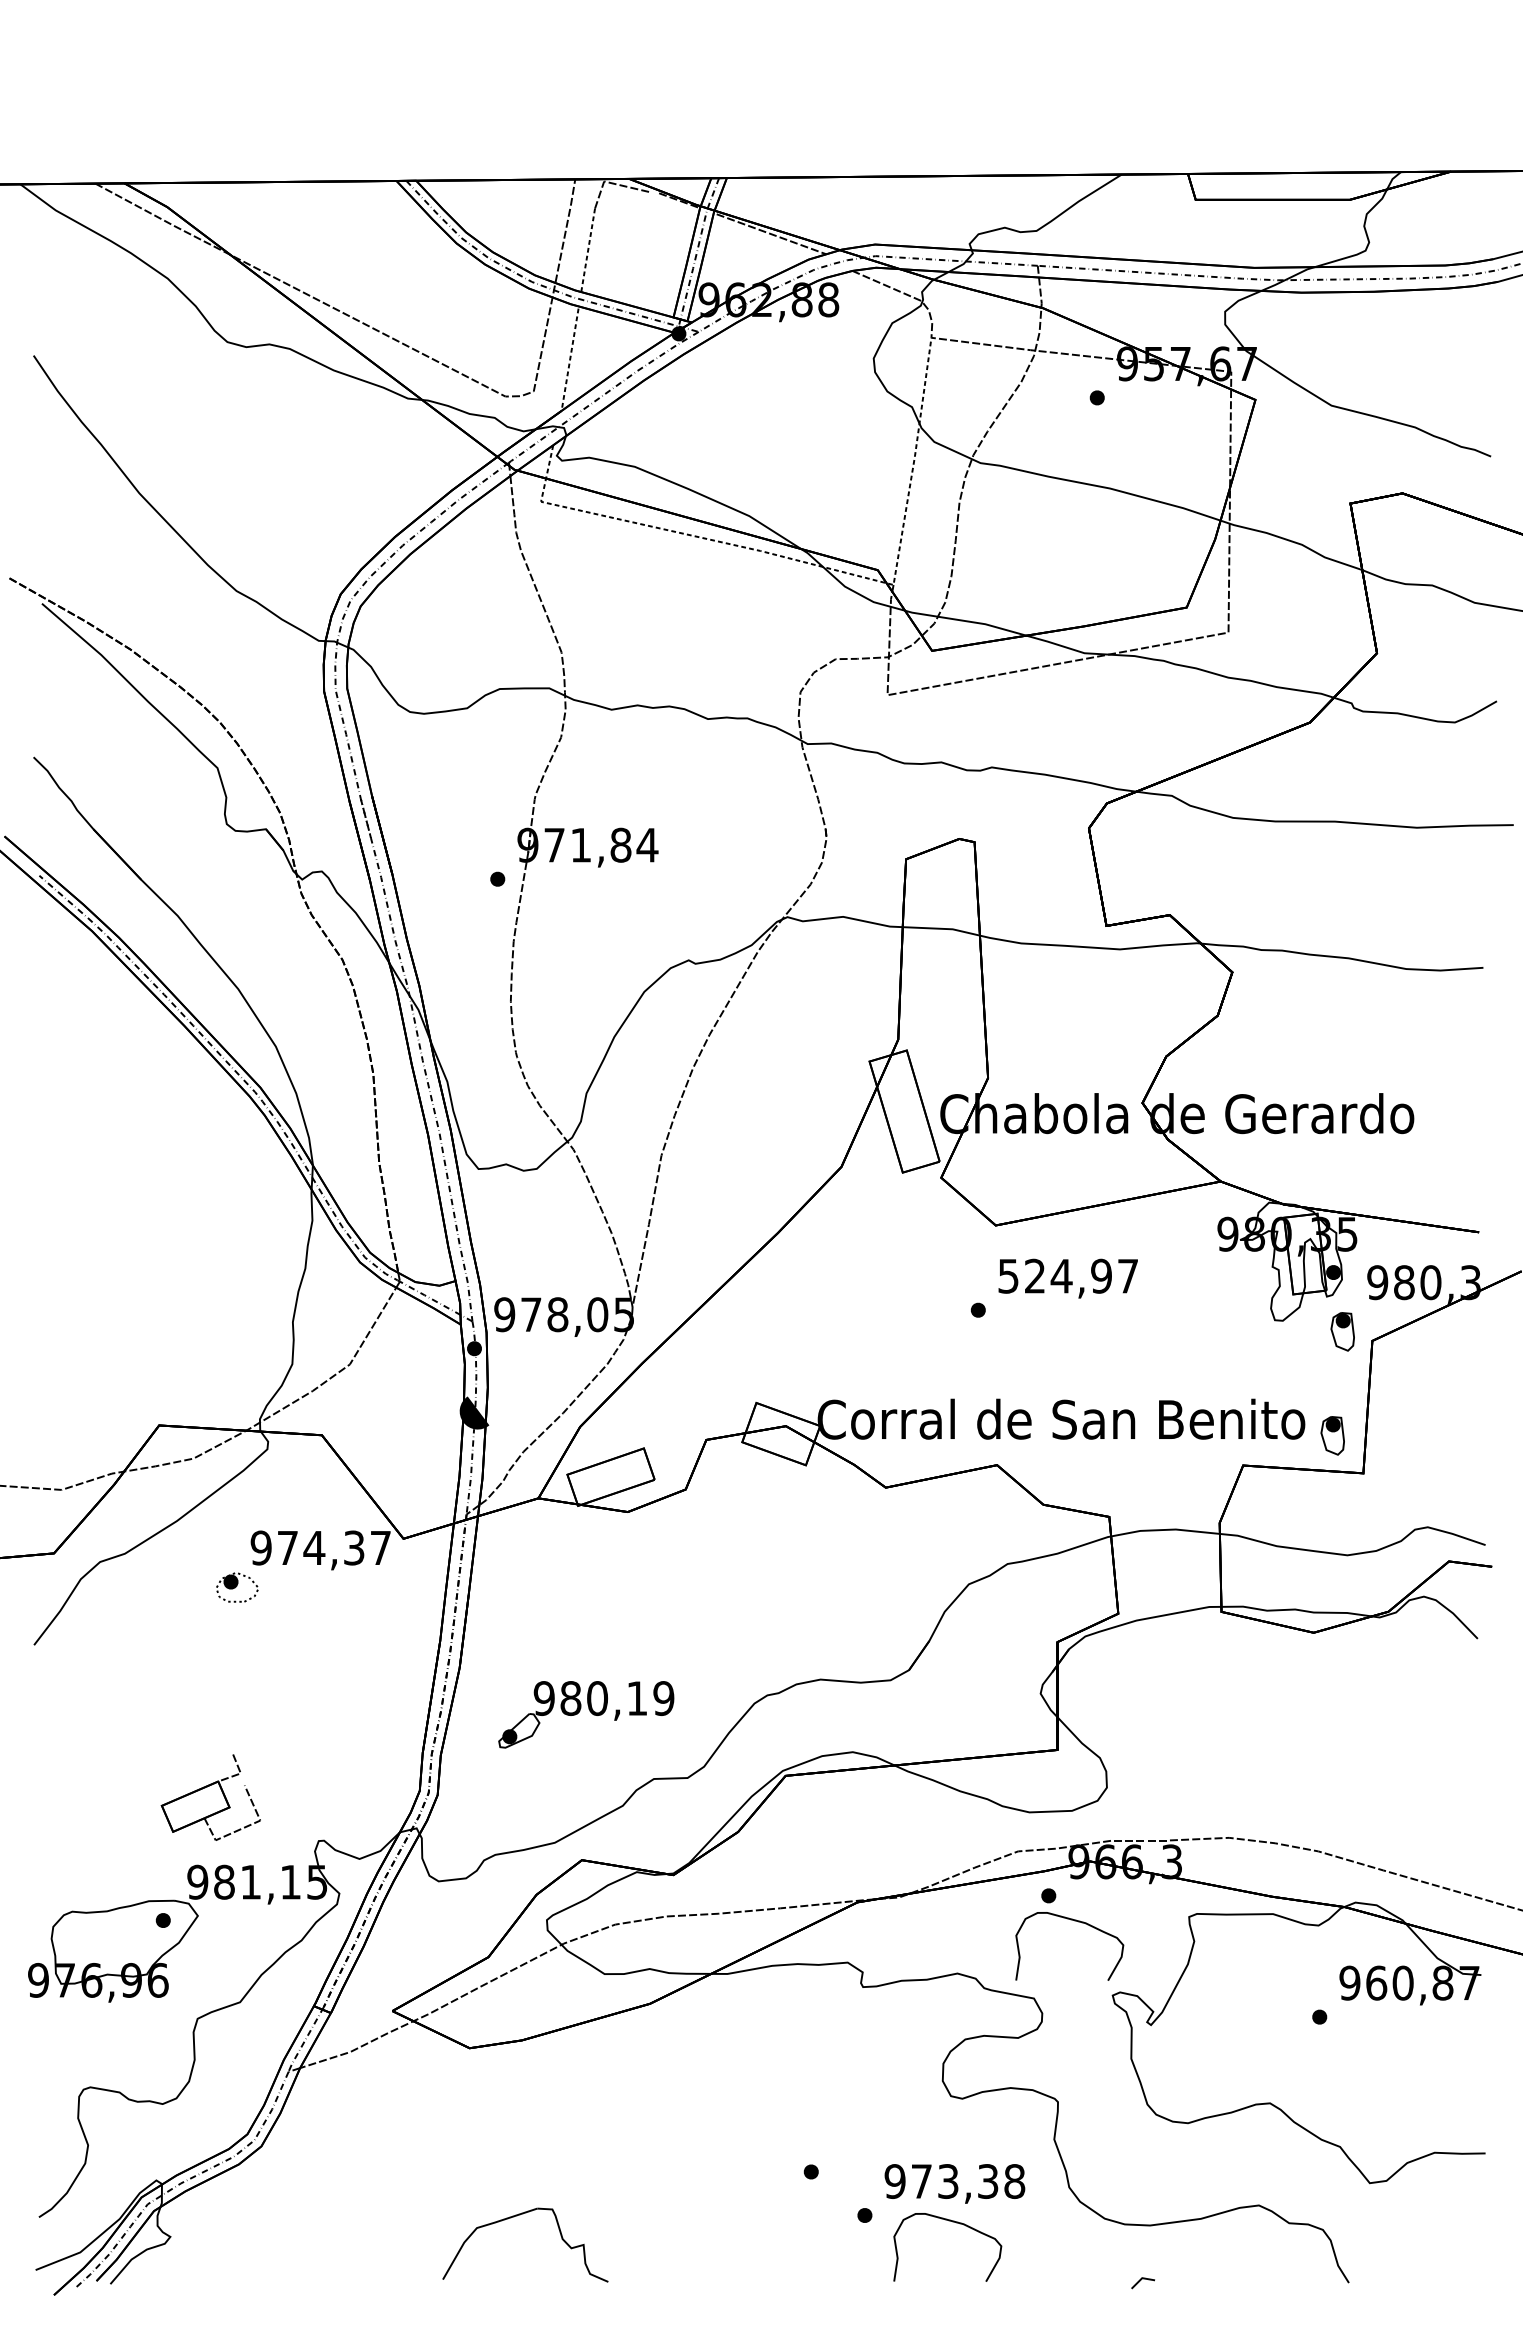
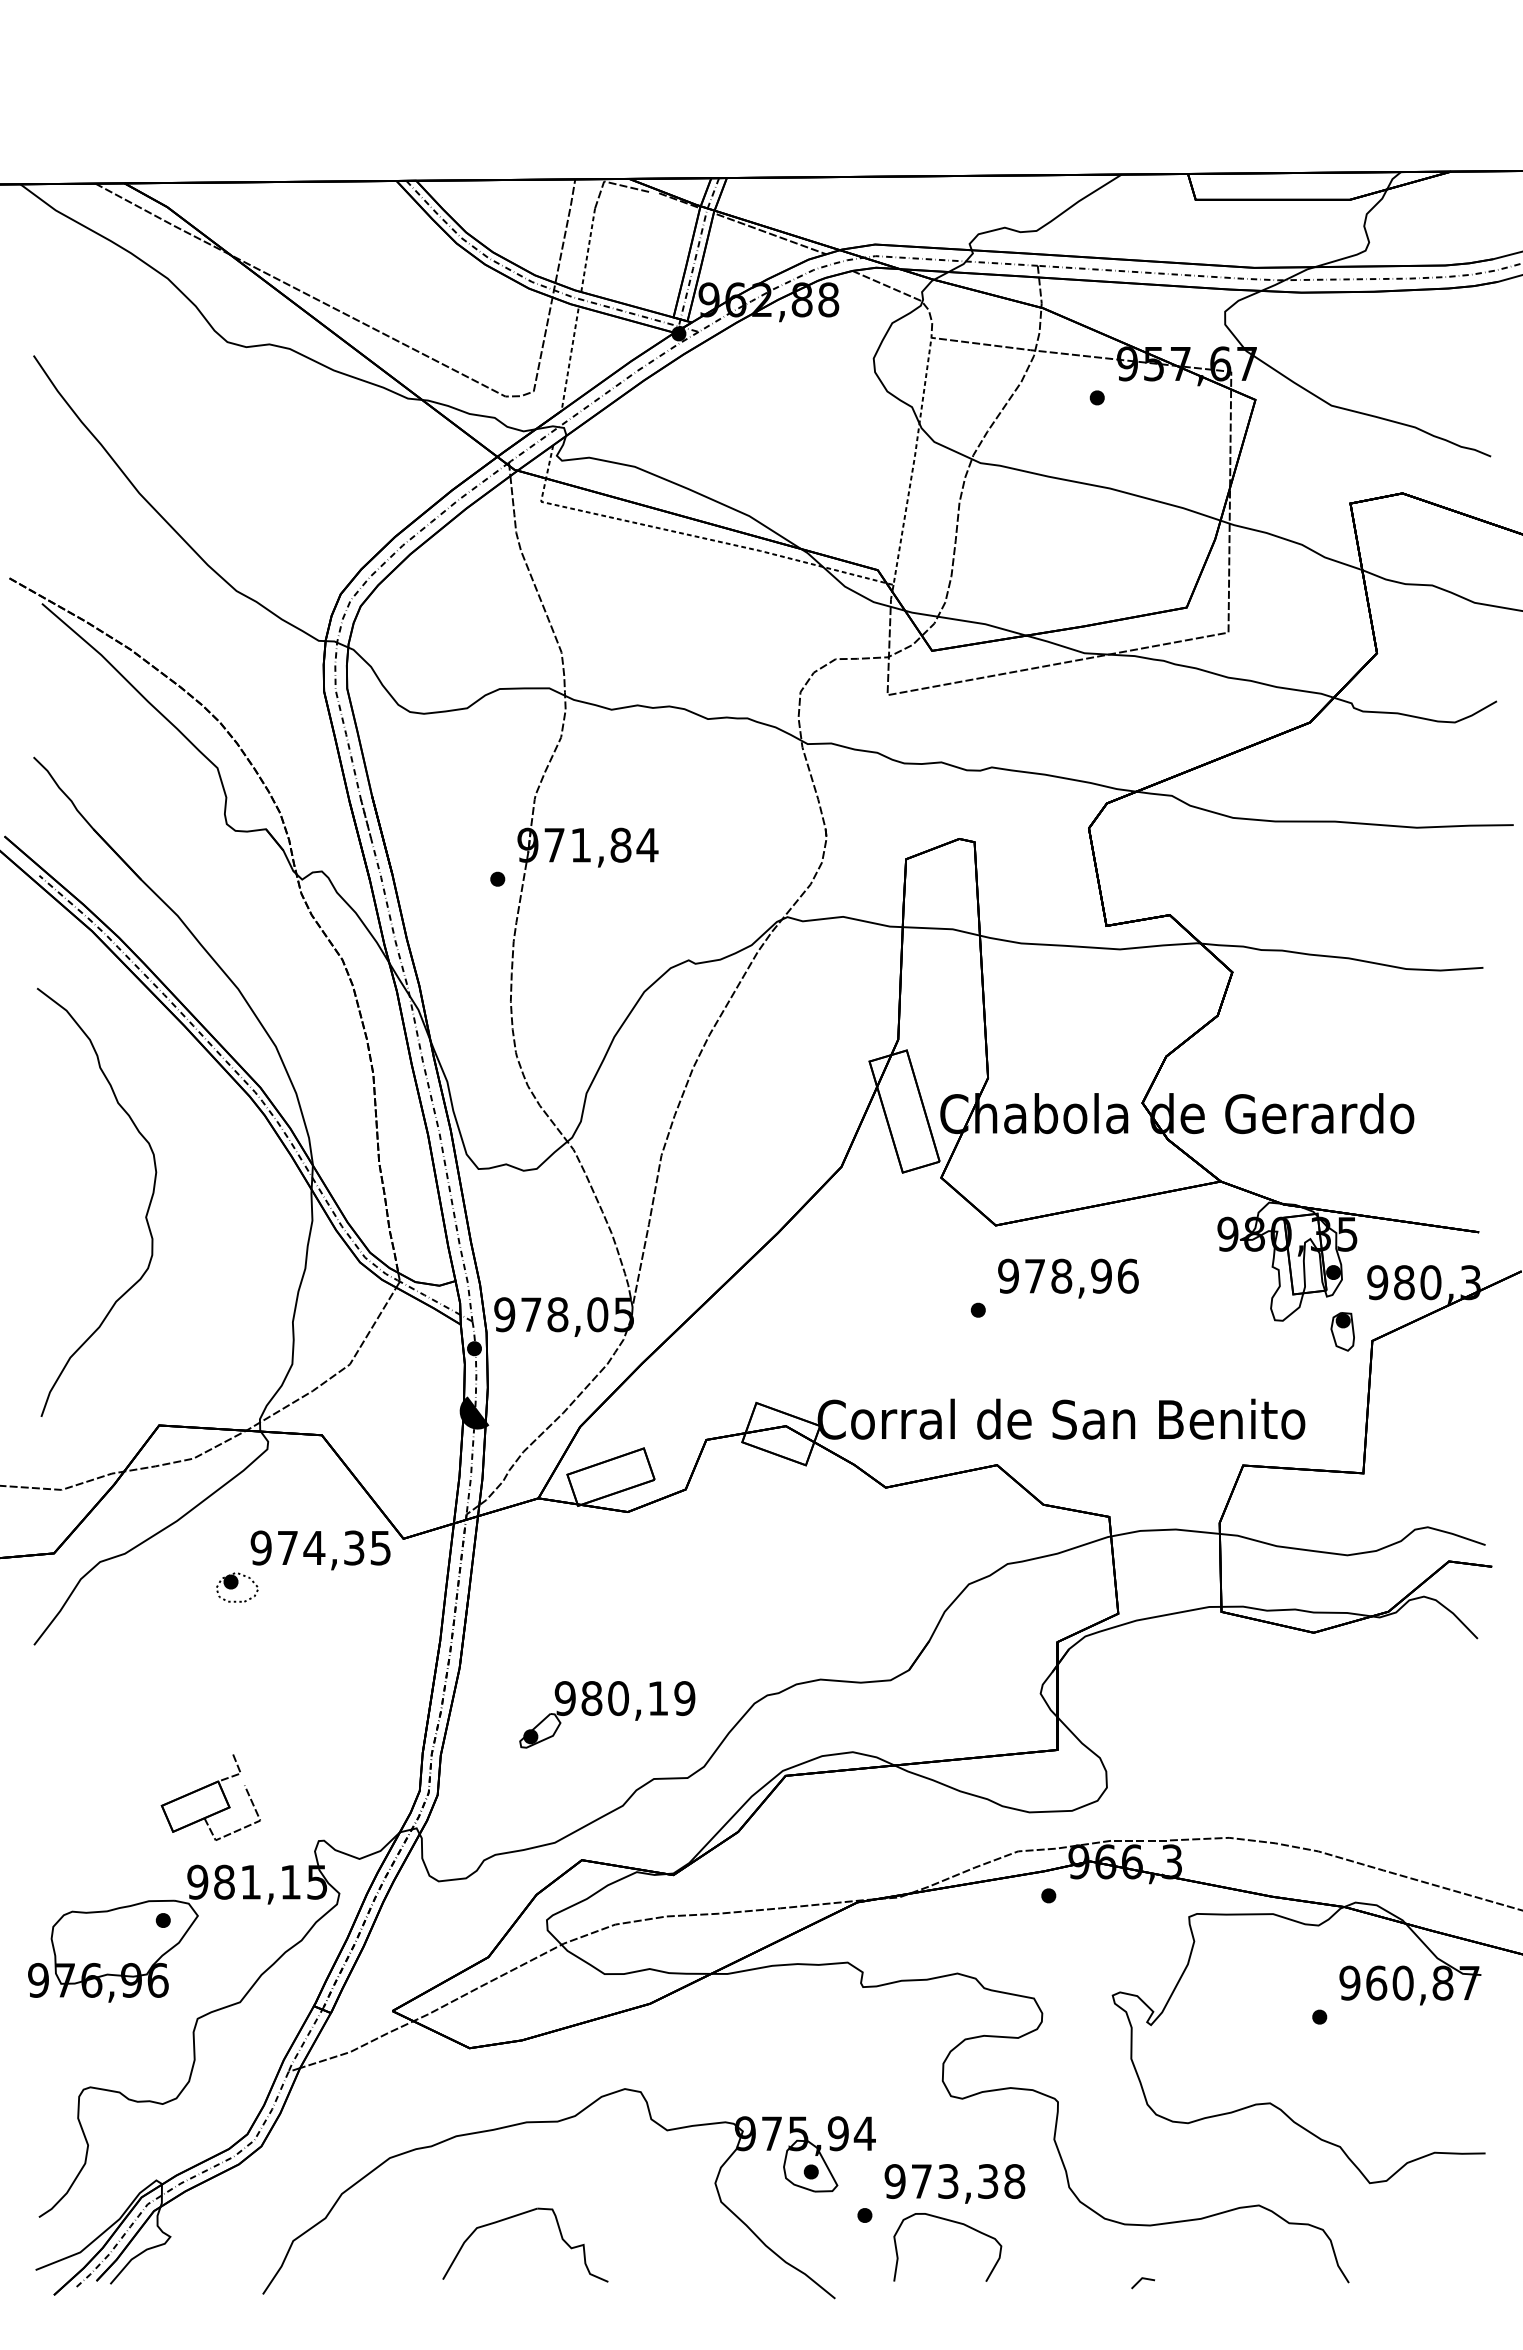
curve: none -> present (145, 1215)
text: 524,97 -> 978,96 (1068, 1275)
part: present -> none (1332, 1435)
text: 974,37 -> 974,35 (380, 1548)
part position: (586, 1714) -> (607, 1714) (607, 1714)
curve: present -> none (1074, 1921)
part: none -> present (558, 2122)
